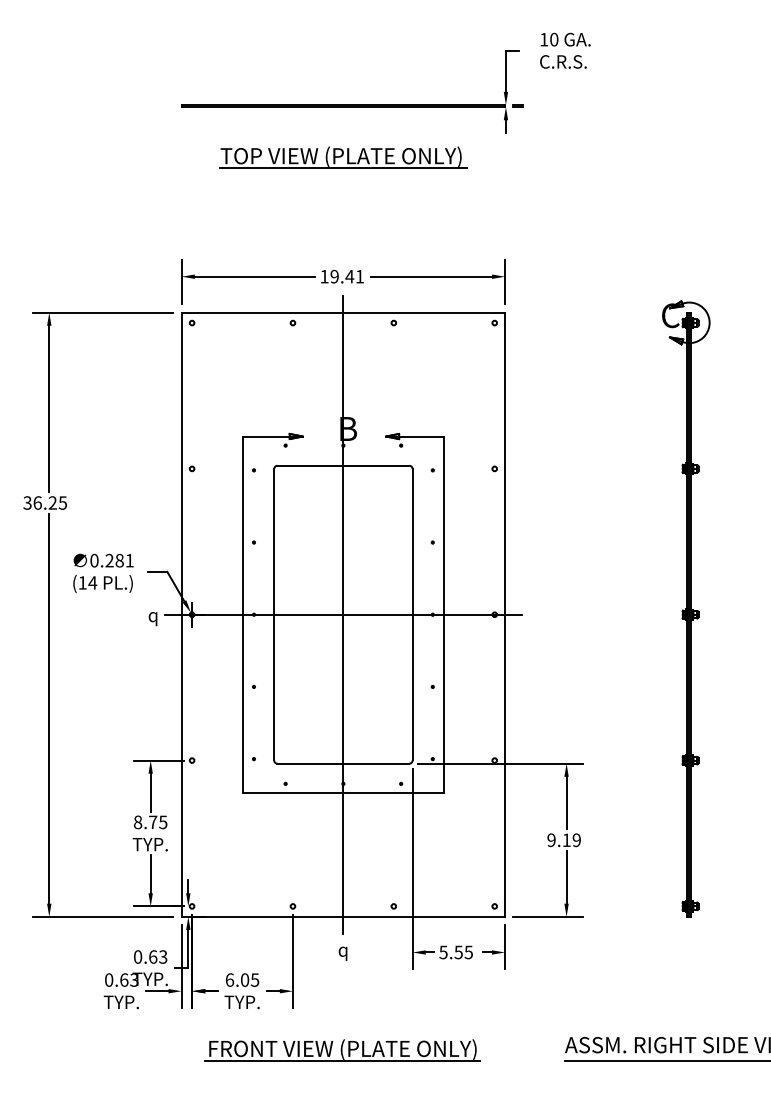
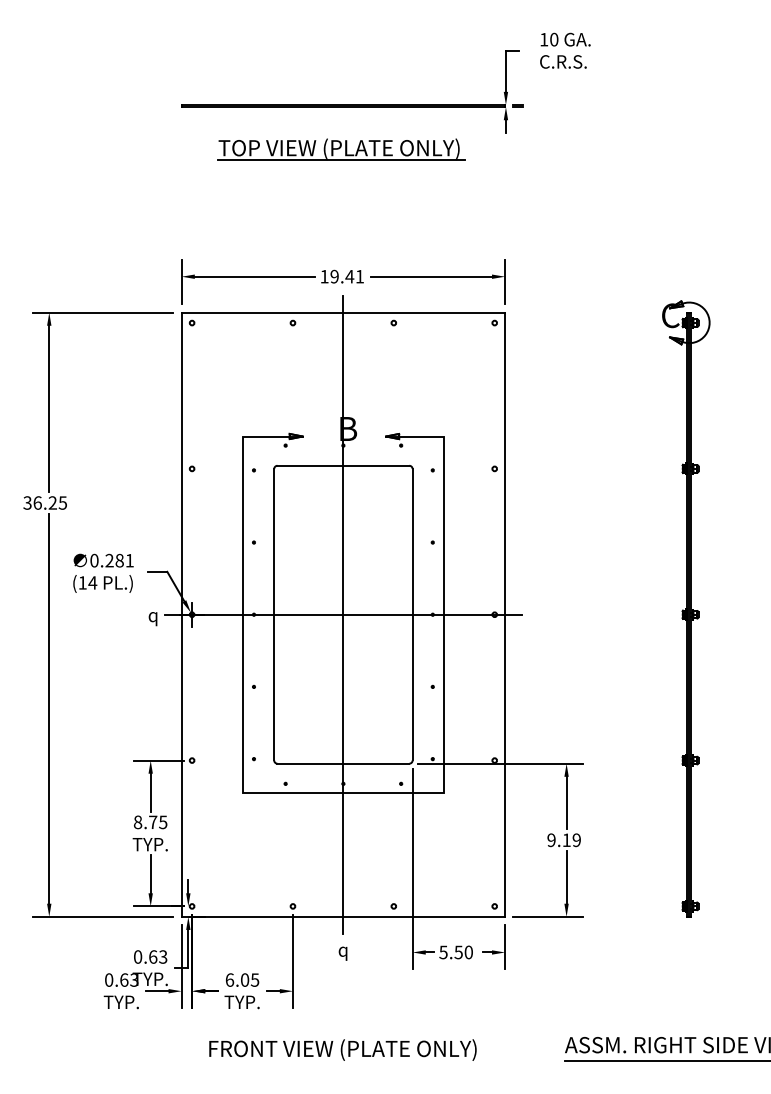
part position: (343, 157) -> (341, 149) (341, 149)
text: 5.55 -> 5.50 (468, 952)
line: present -> none (342, 1061)
